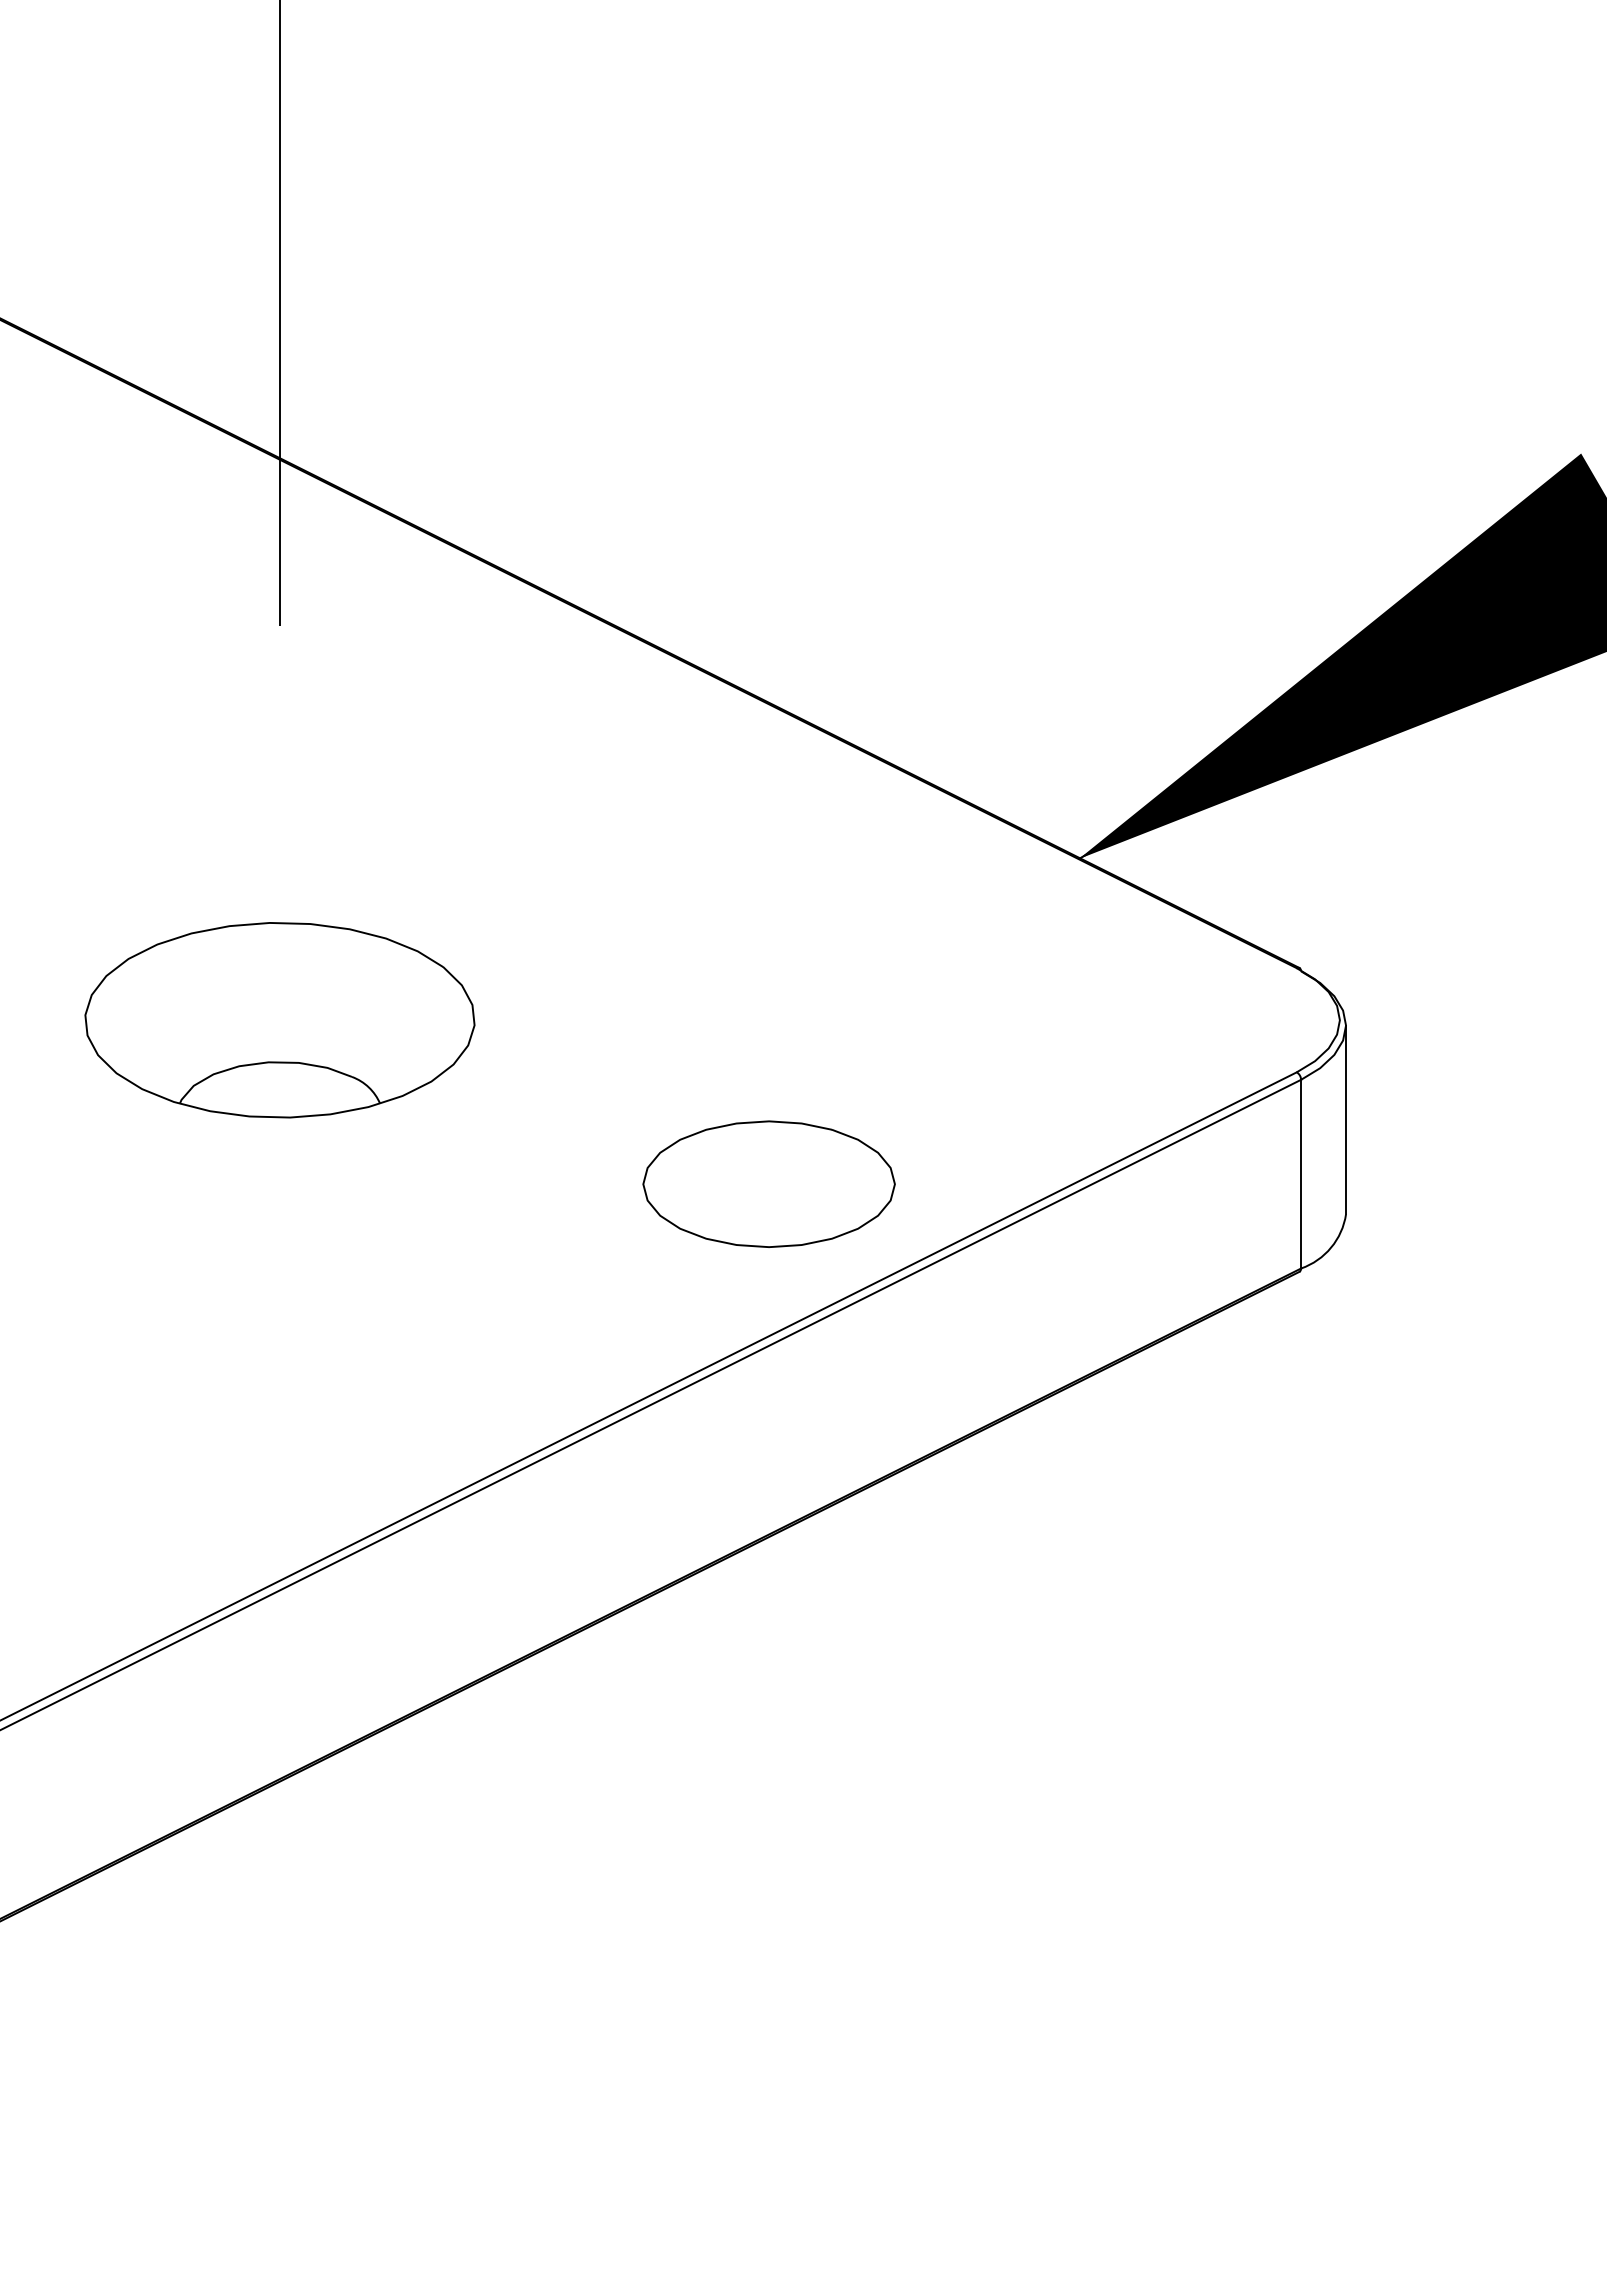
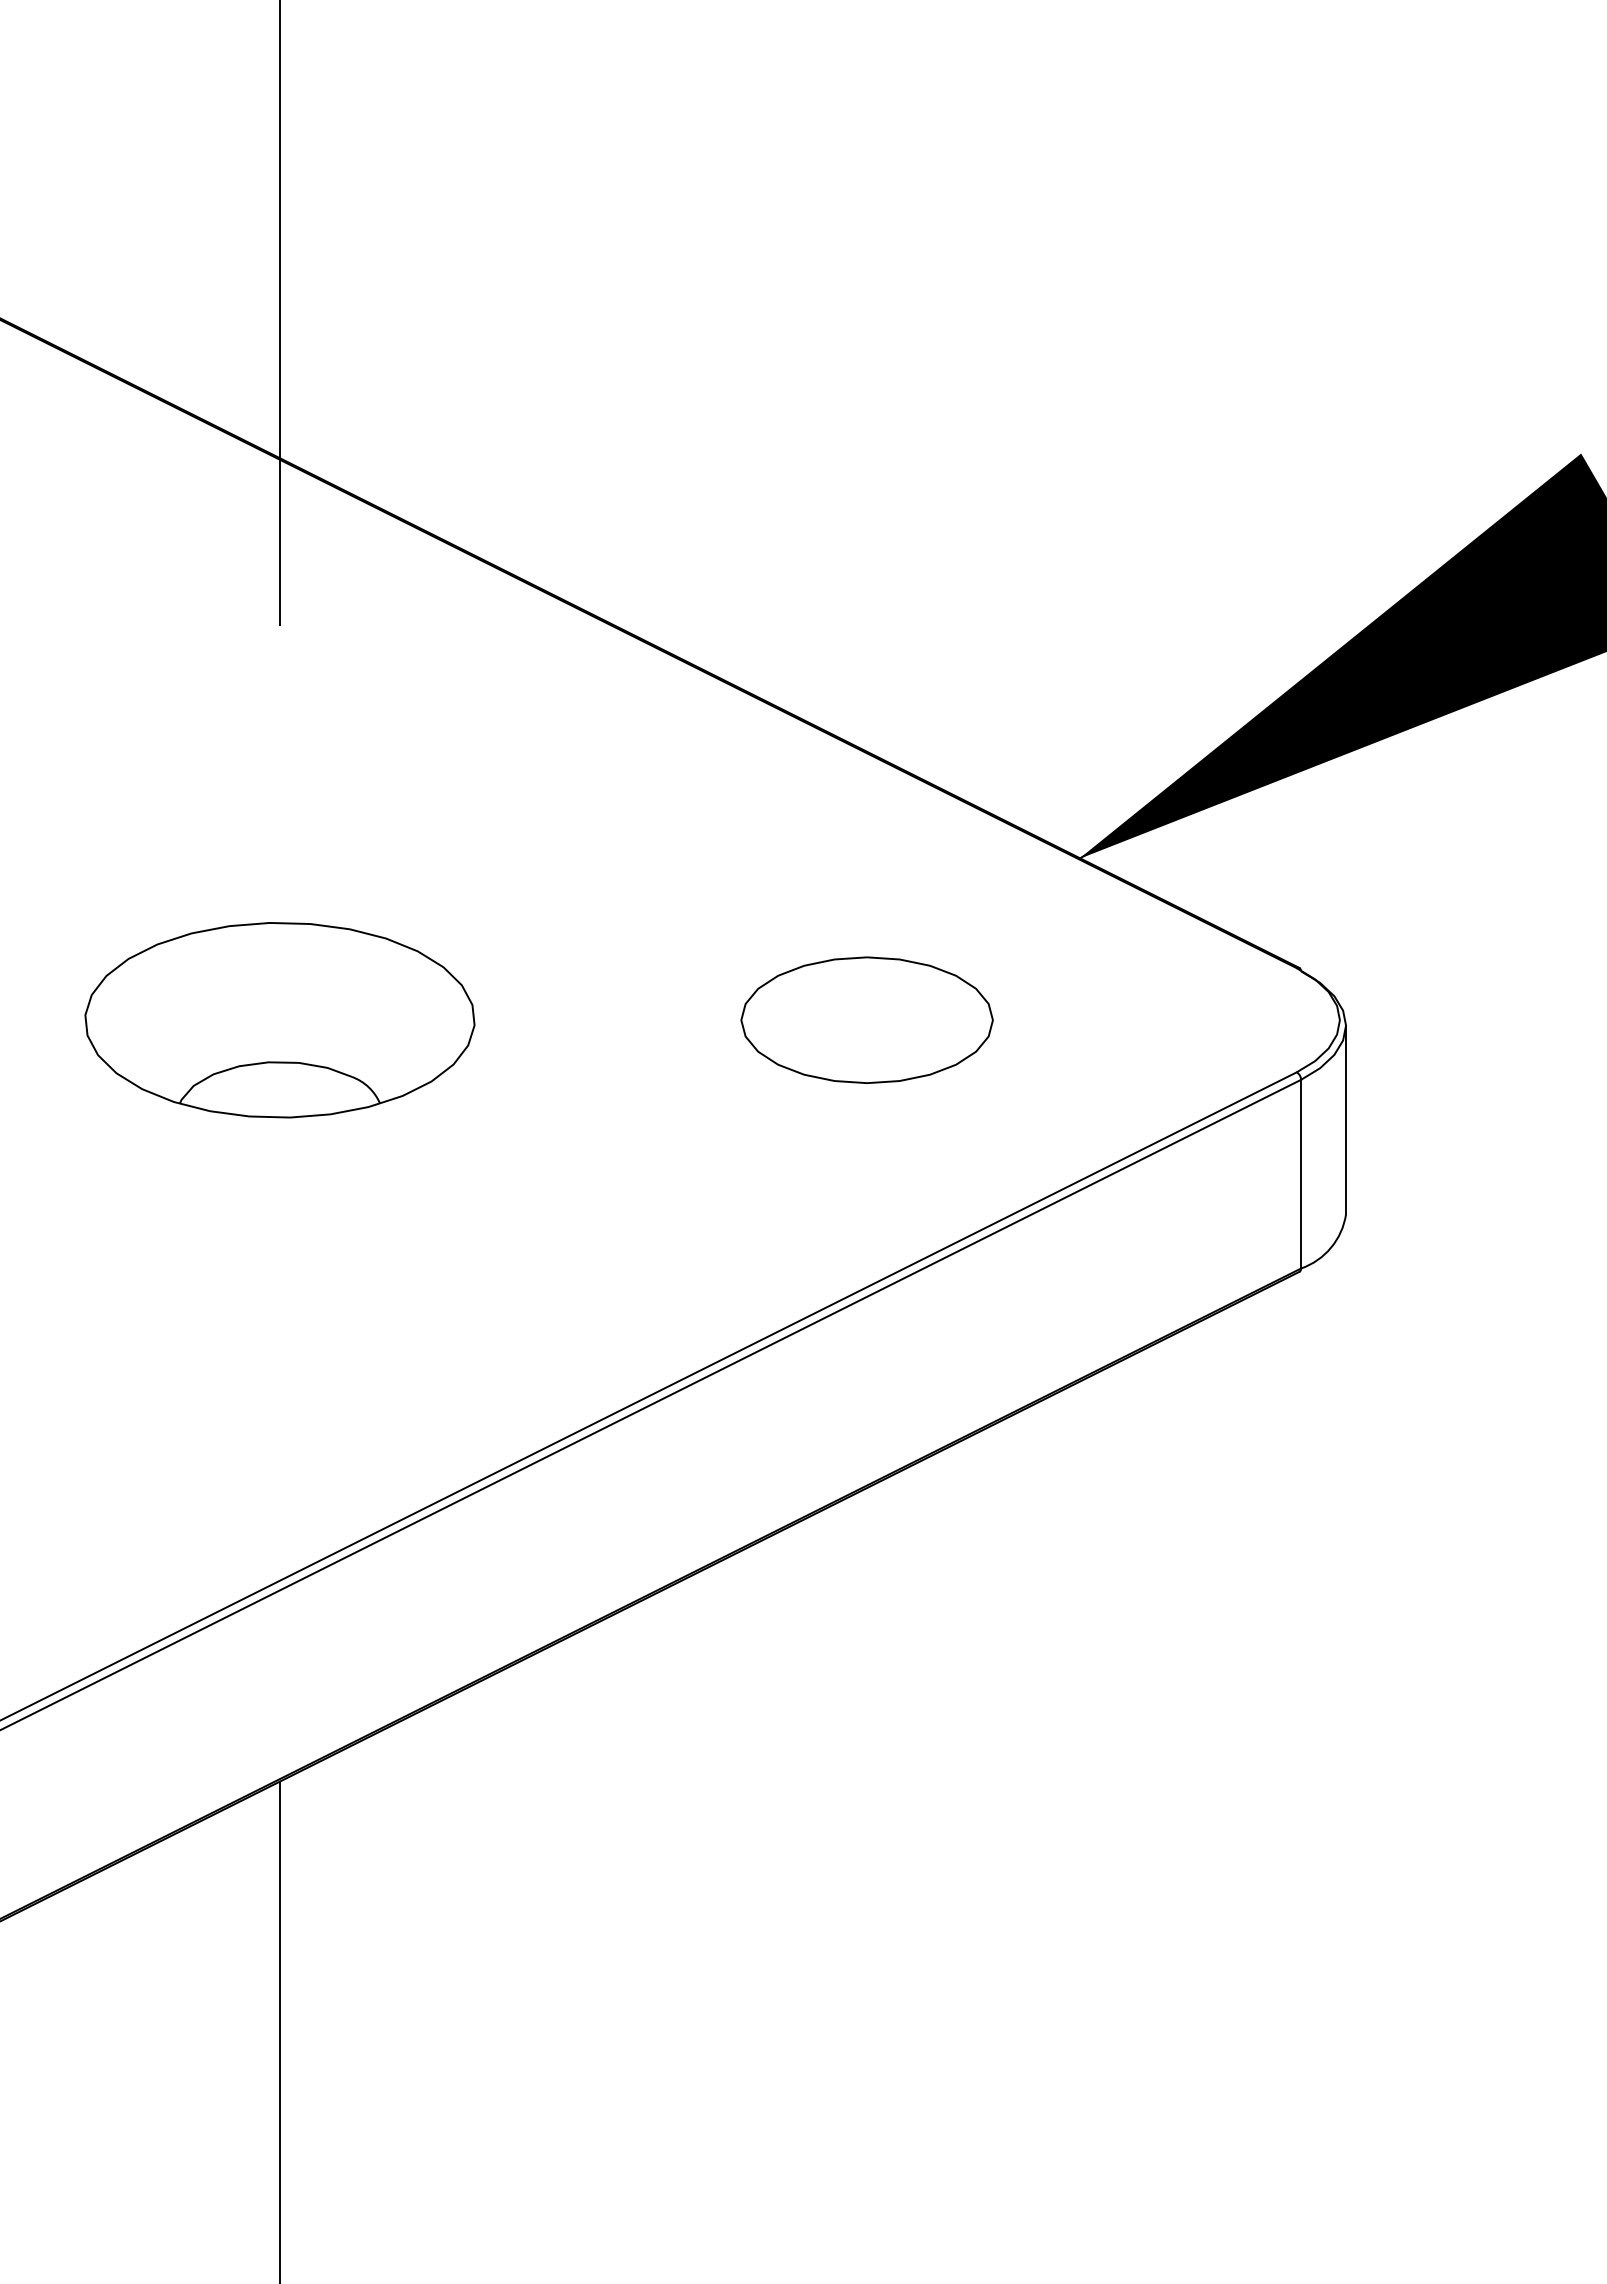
part position: (768, 1183) -> (866, 1019) (866, 1019)
line: none -> present (279, 2030)
